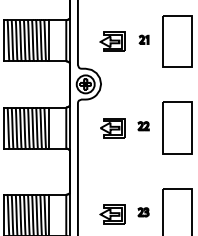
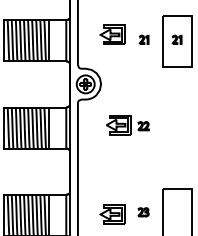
part: none -> present (176, 39)
part position: (112, 41) -> (112, 34) (112, 34)
part: present -> none (177, 127)
part position: (112, 128) -> (118, 125) (118, 125)
